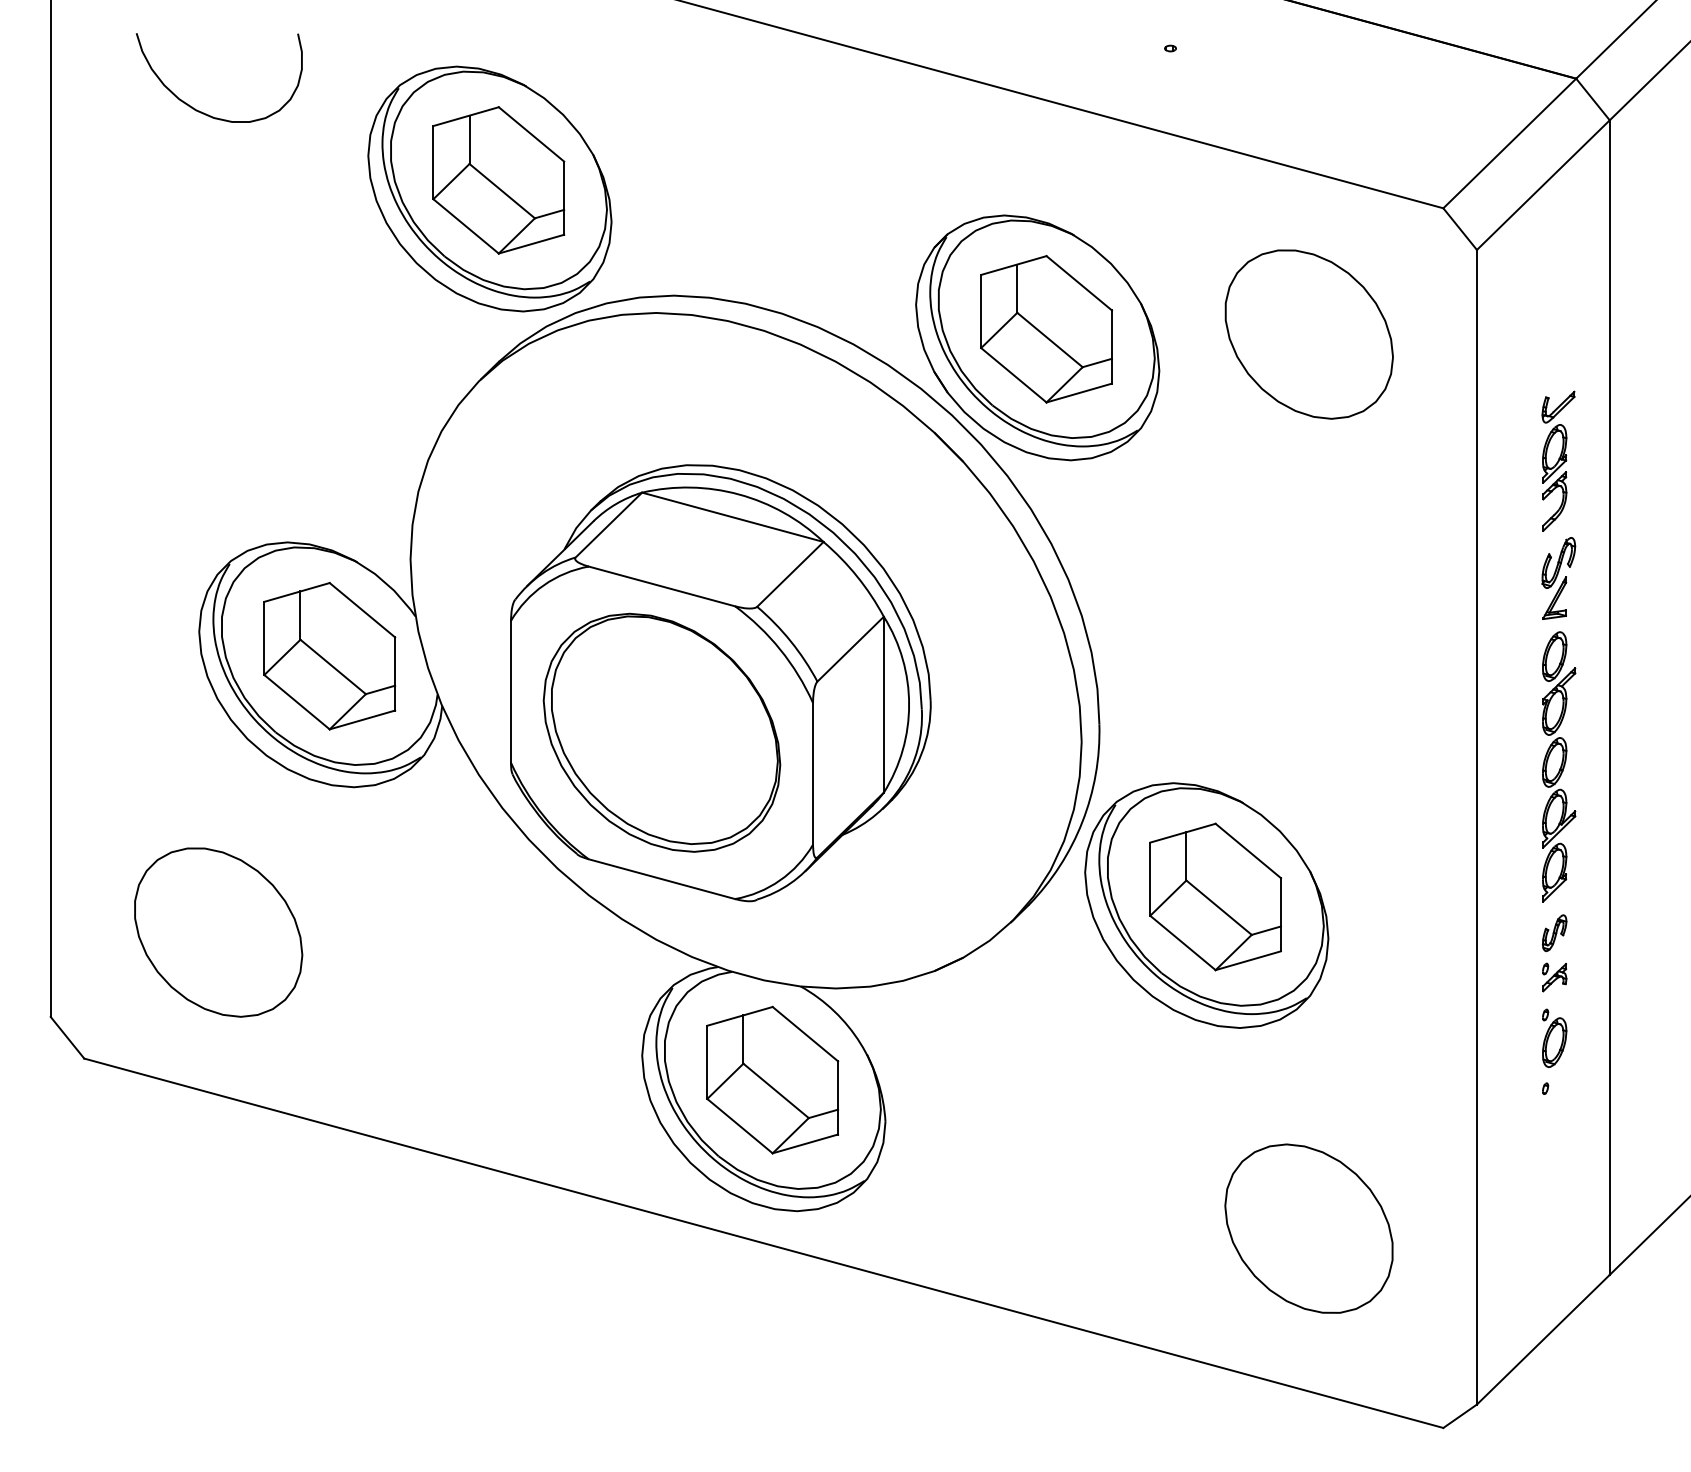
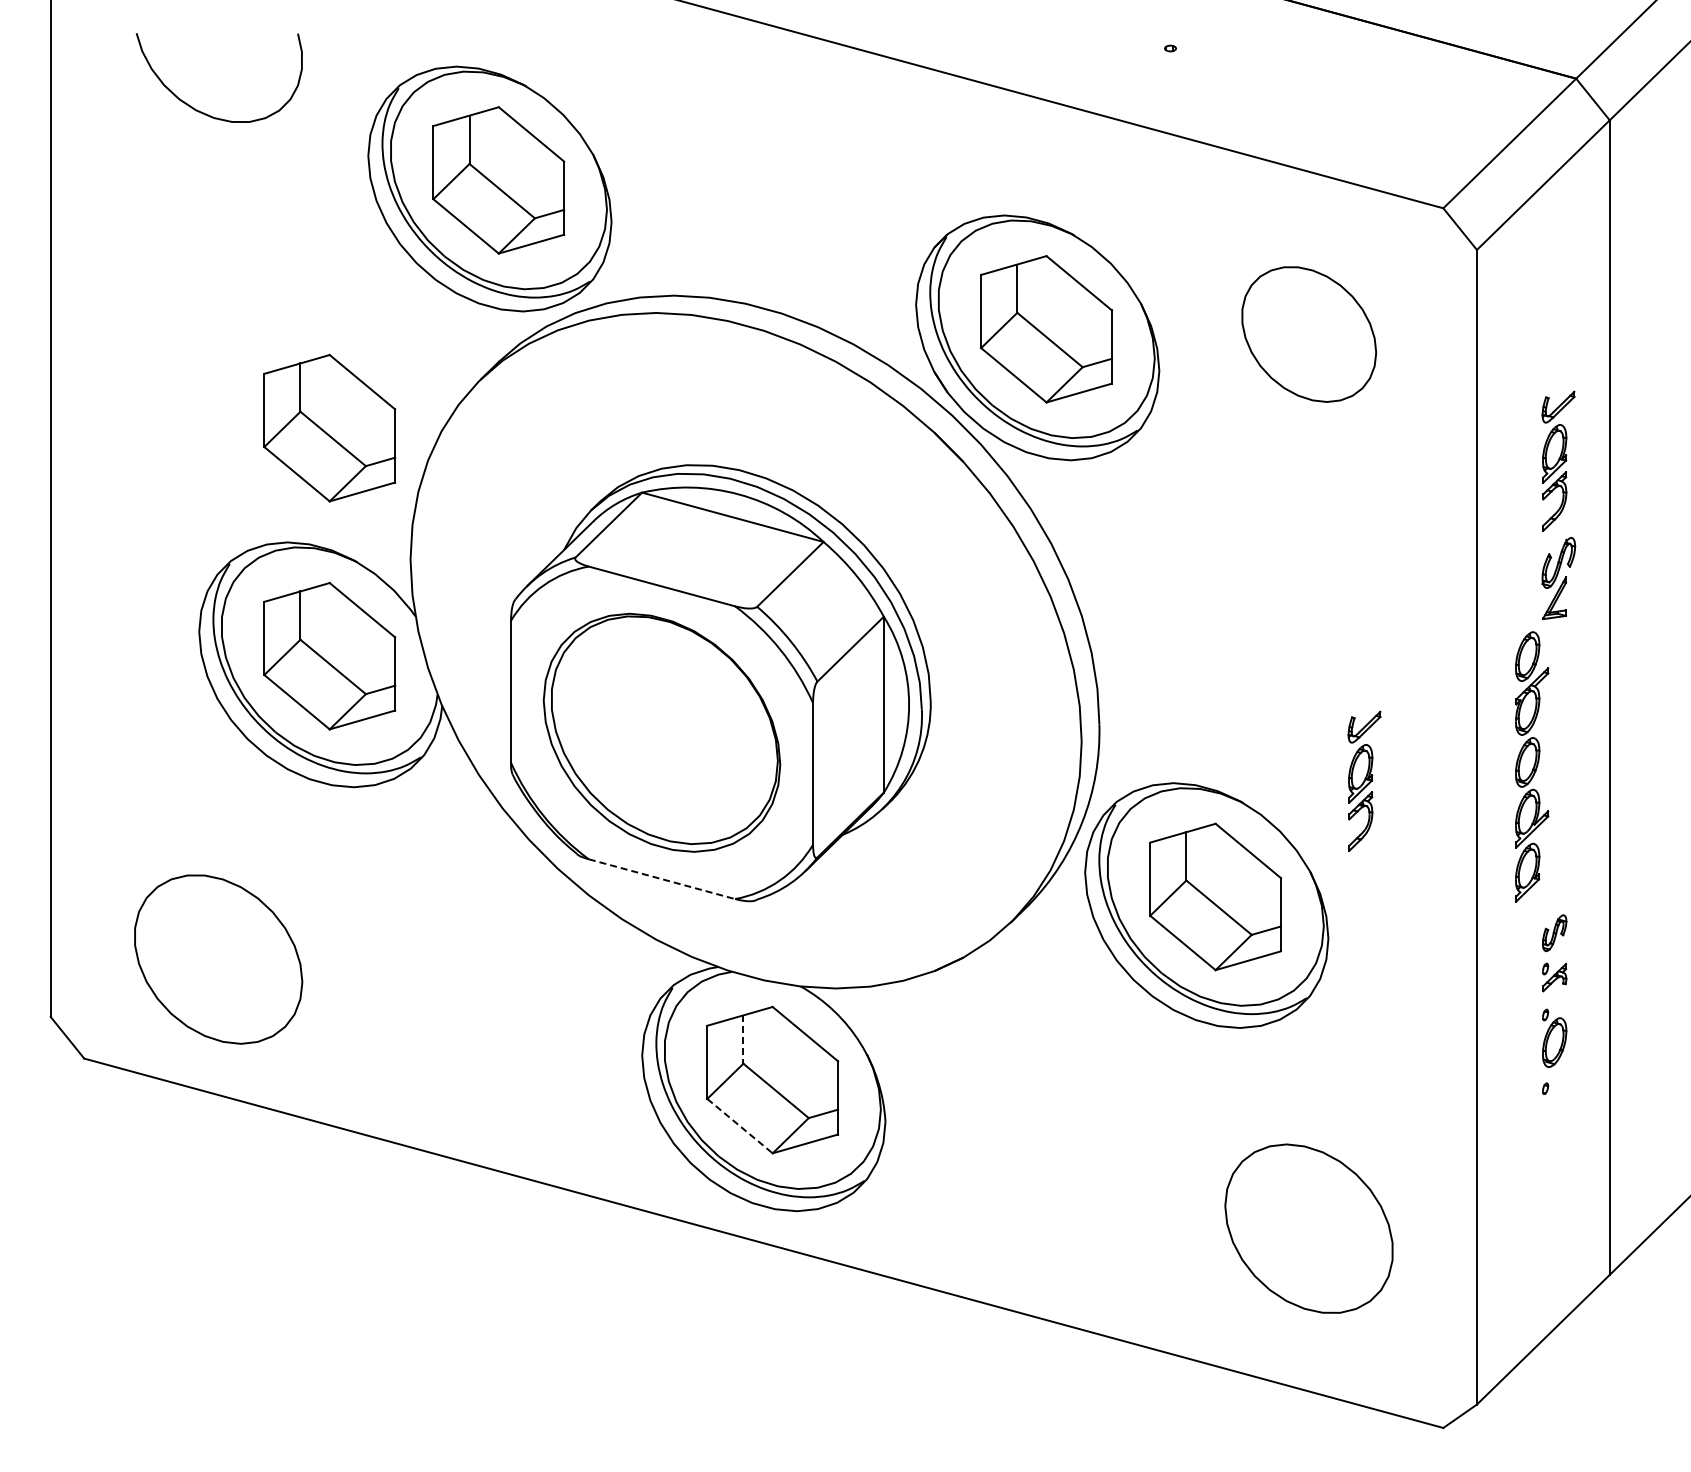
part size: 170x171 px -> 137x137 px (1309, 334)
part: none -> present (329, 428)
part position: (1559, 766) -> (1532, 766) (1532, 766)
part: none -> present (1364, 780)
line: solid -> dashed (662, 879)
part position: (218, 932) -> (218, 959) (218, 959)
line: solid -> dashed (743, 1040)
line: solid -> dashed (739, 1126)
